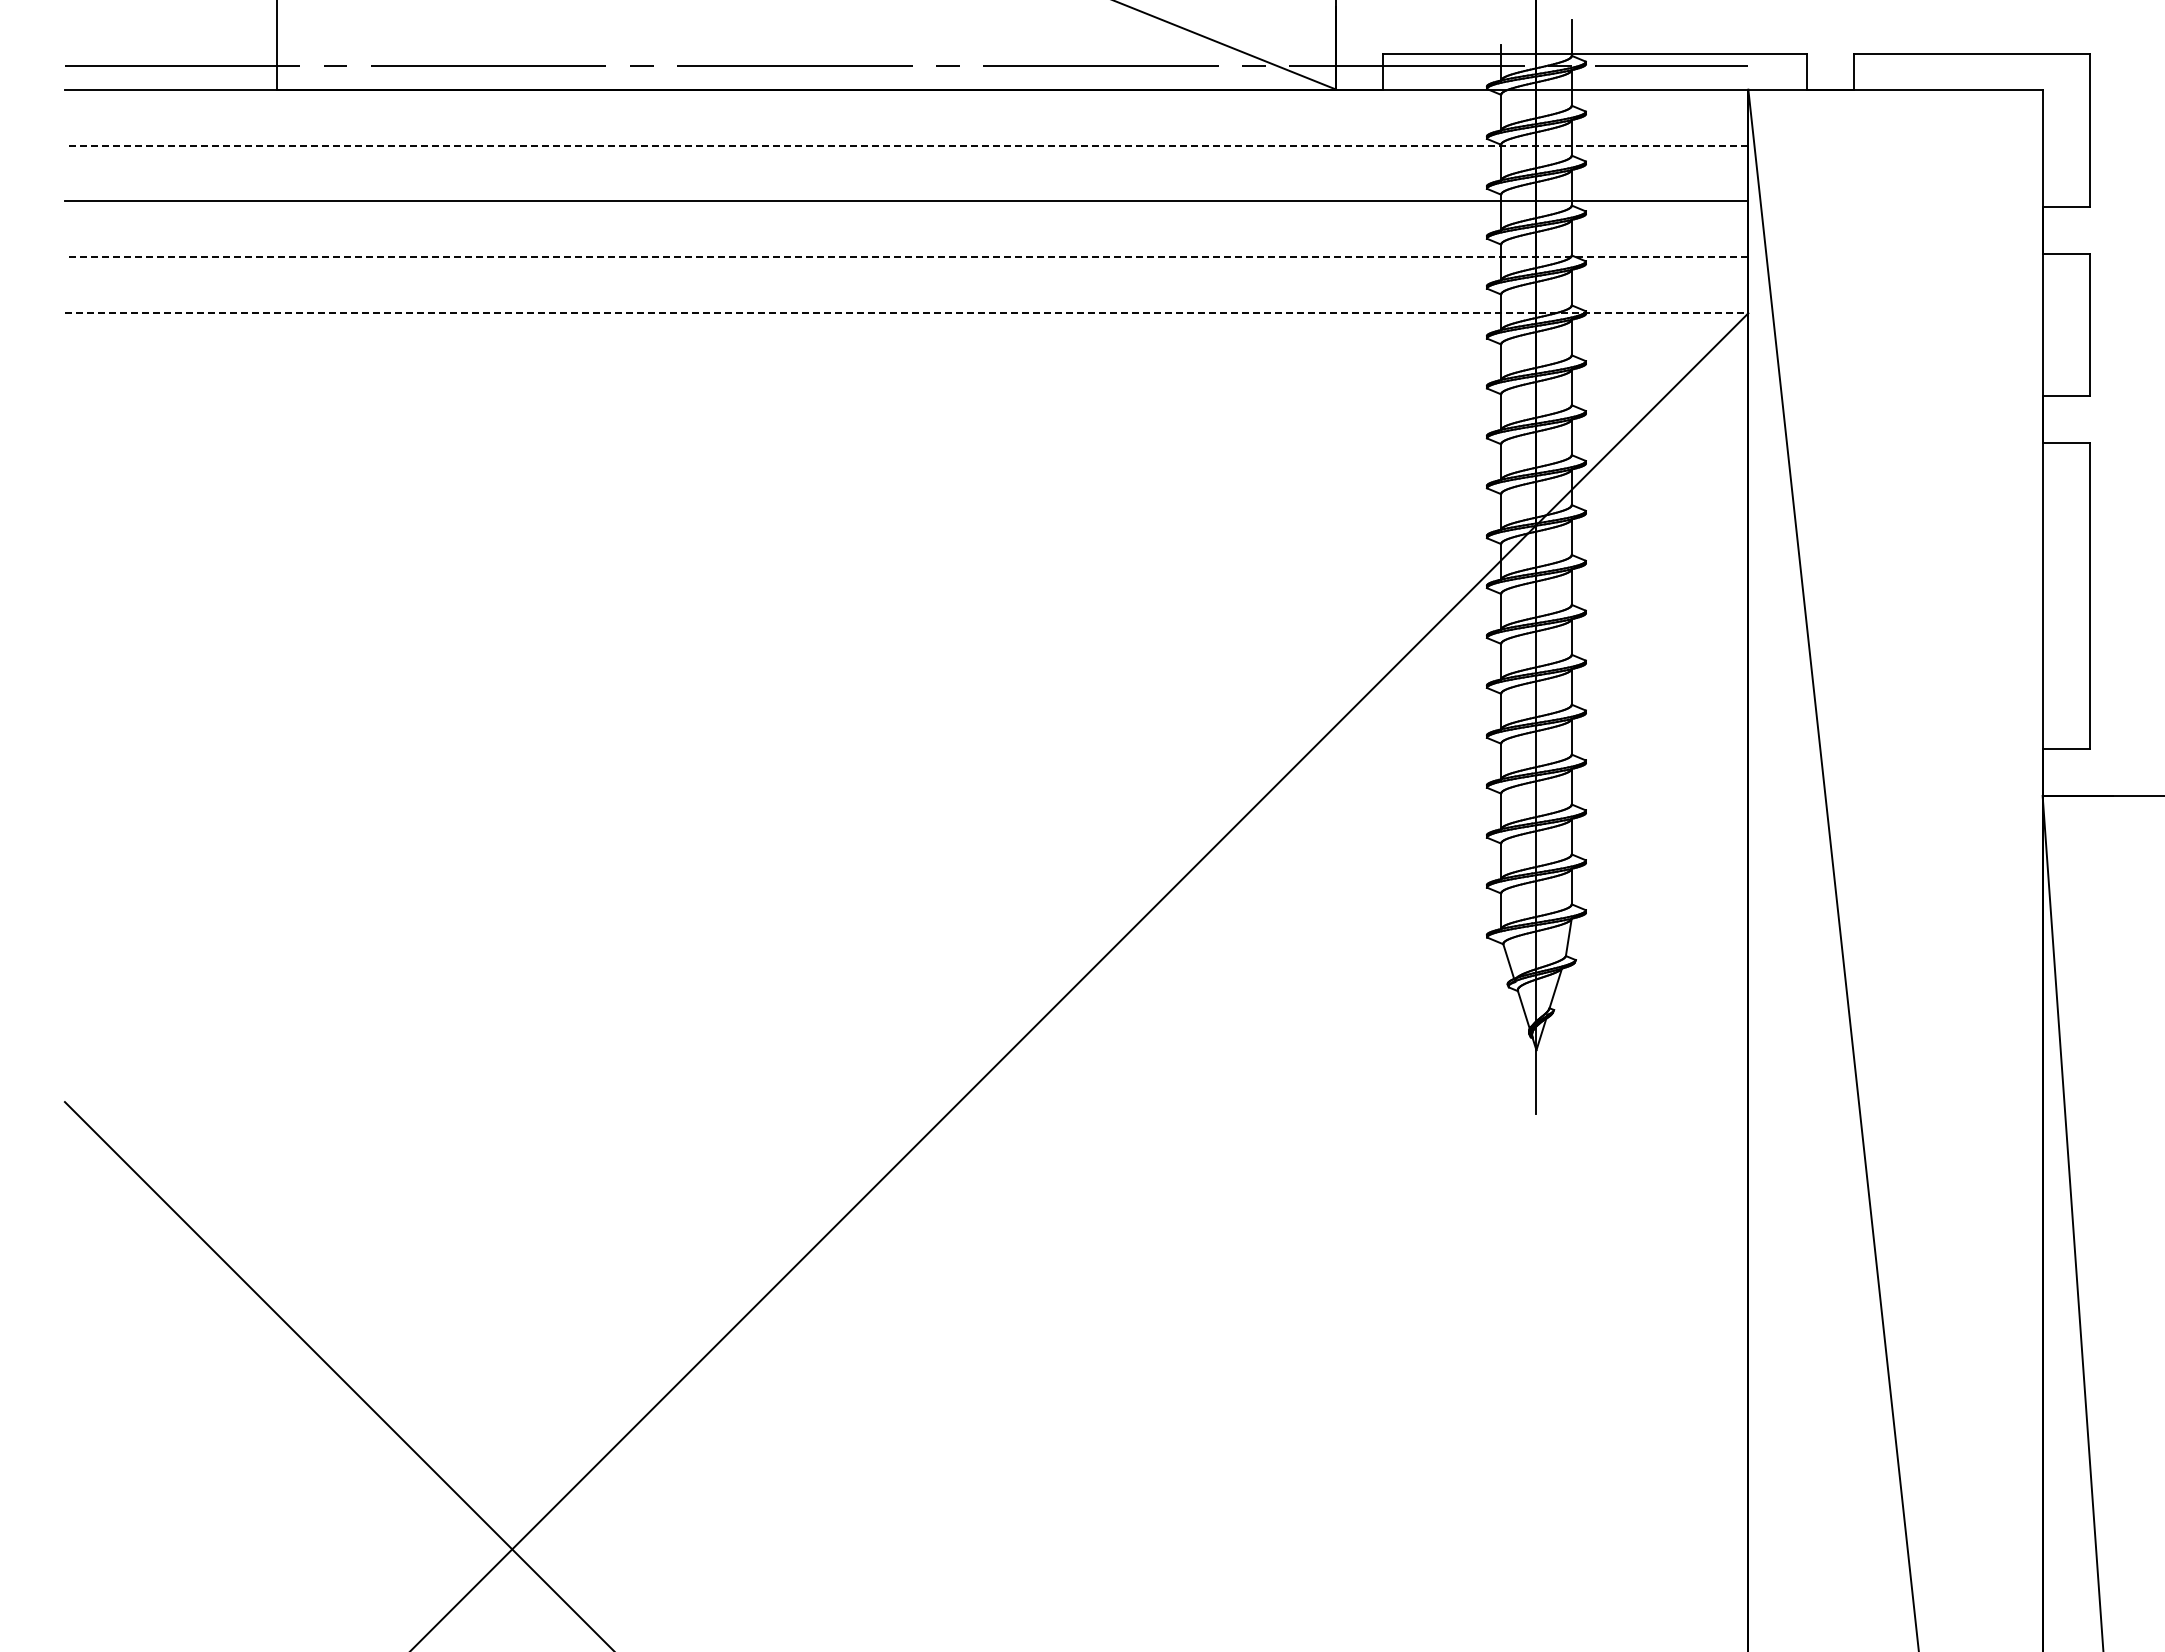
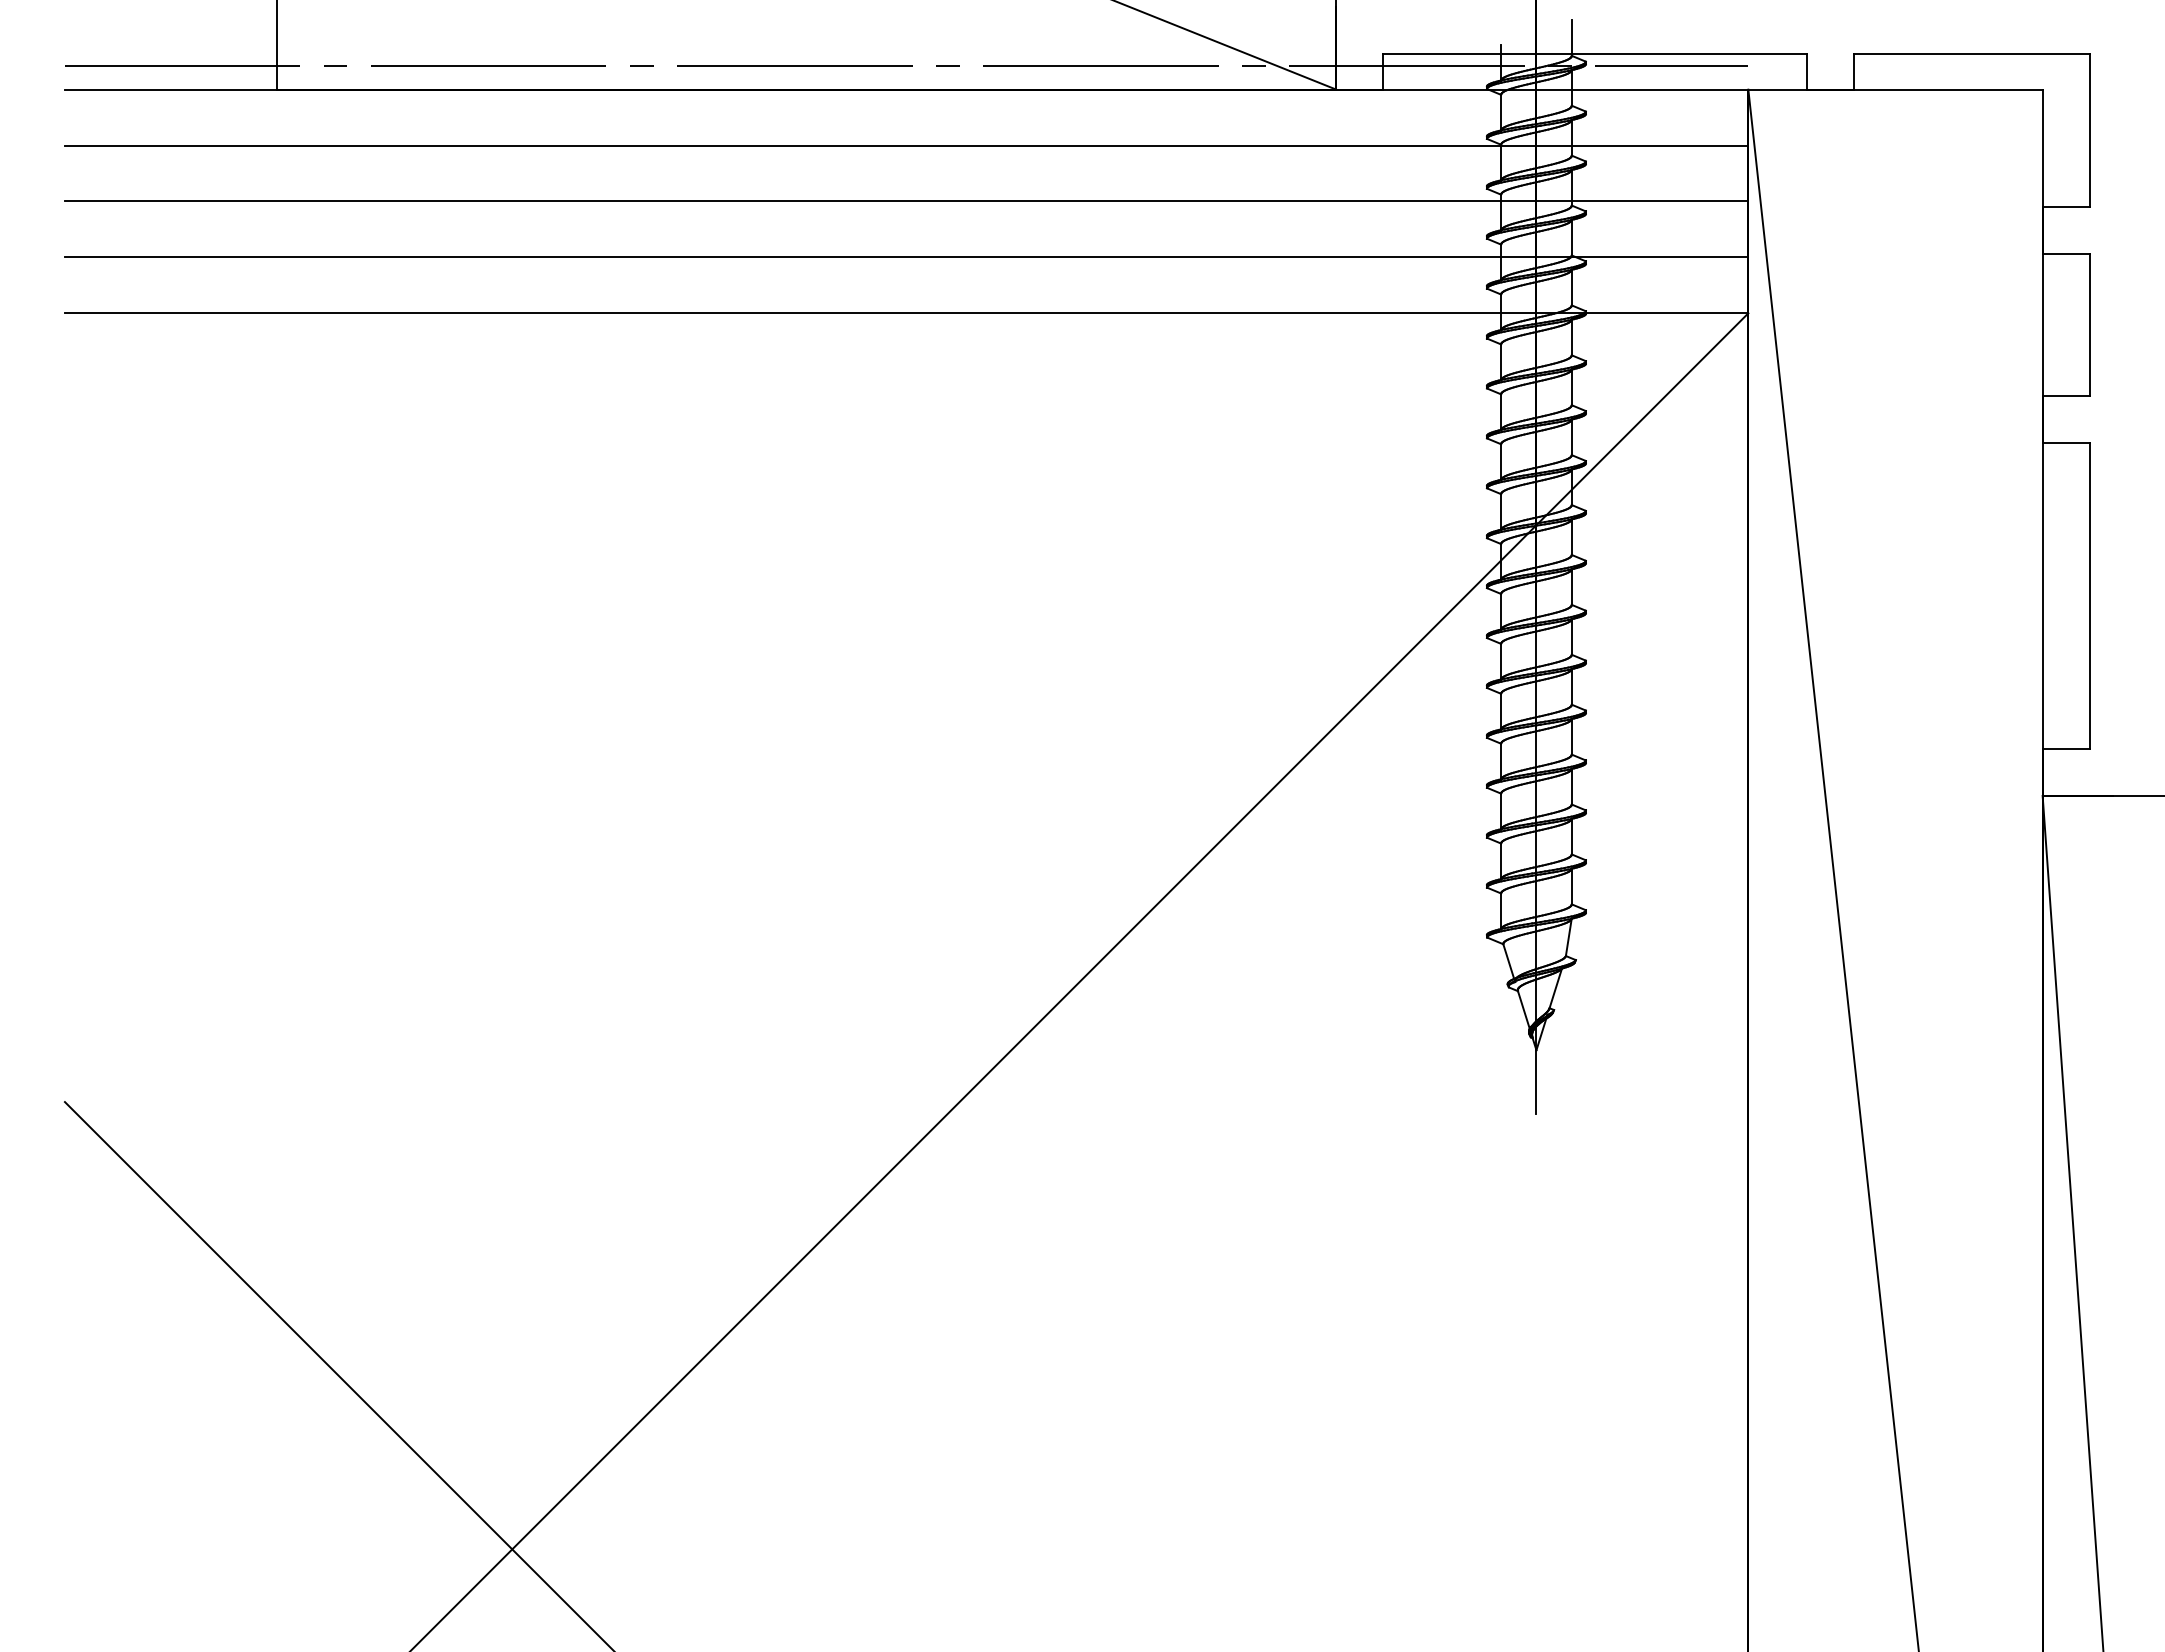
line: dashed -> solid (906, 145)
line: dashed -> solid (906, 257)
line: dashed -> solid (906, 313)
